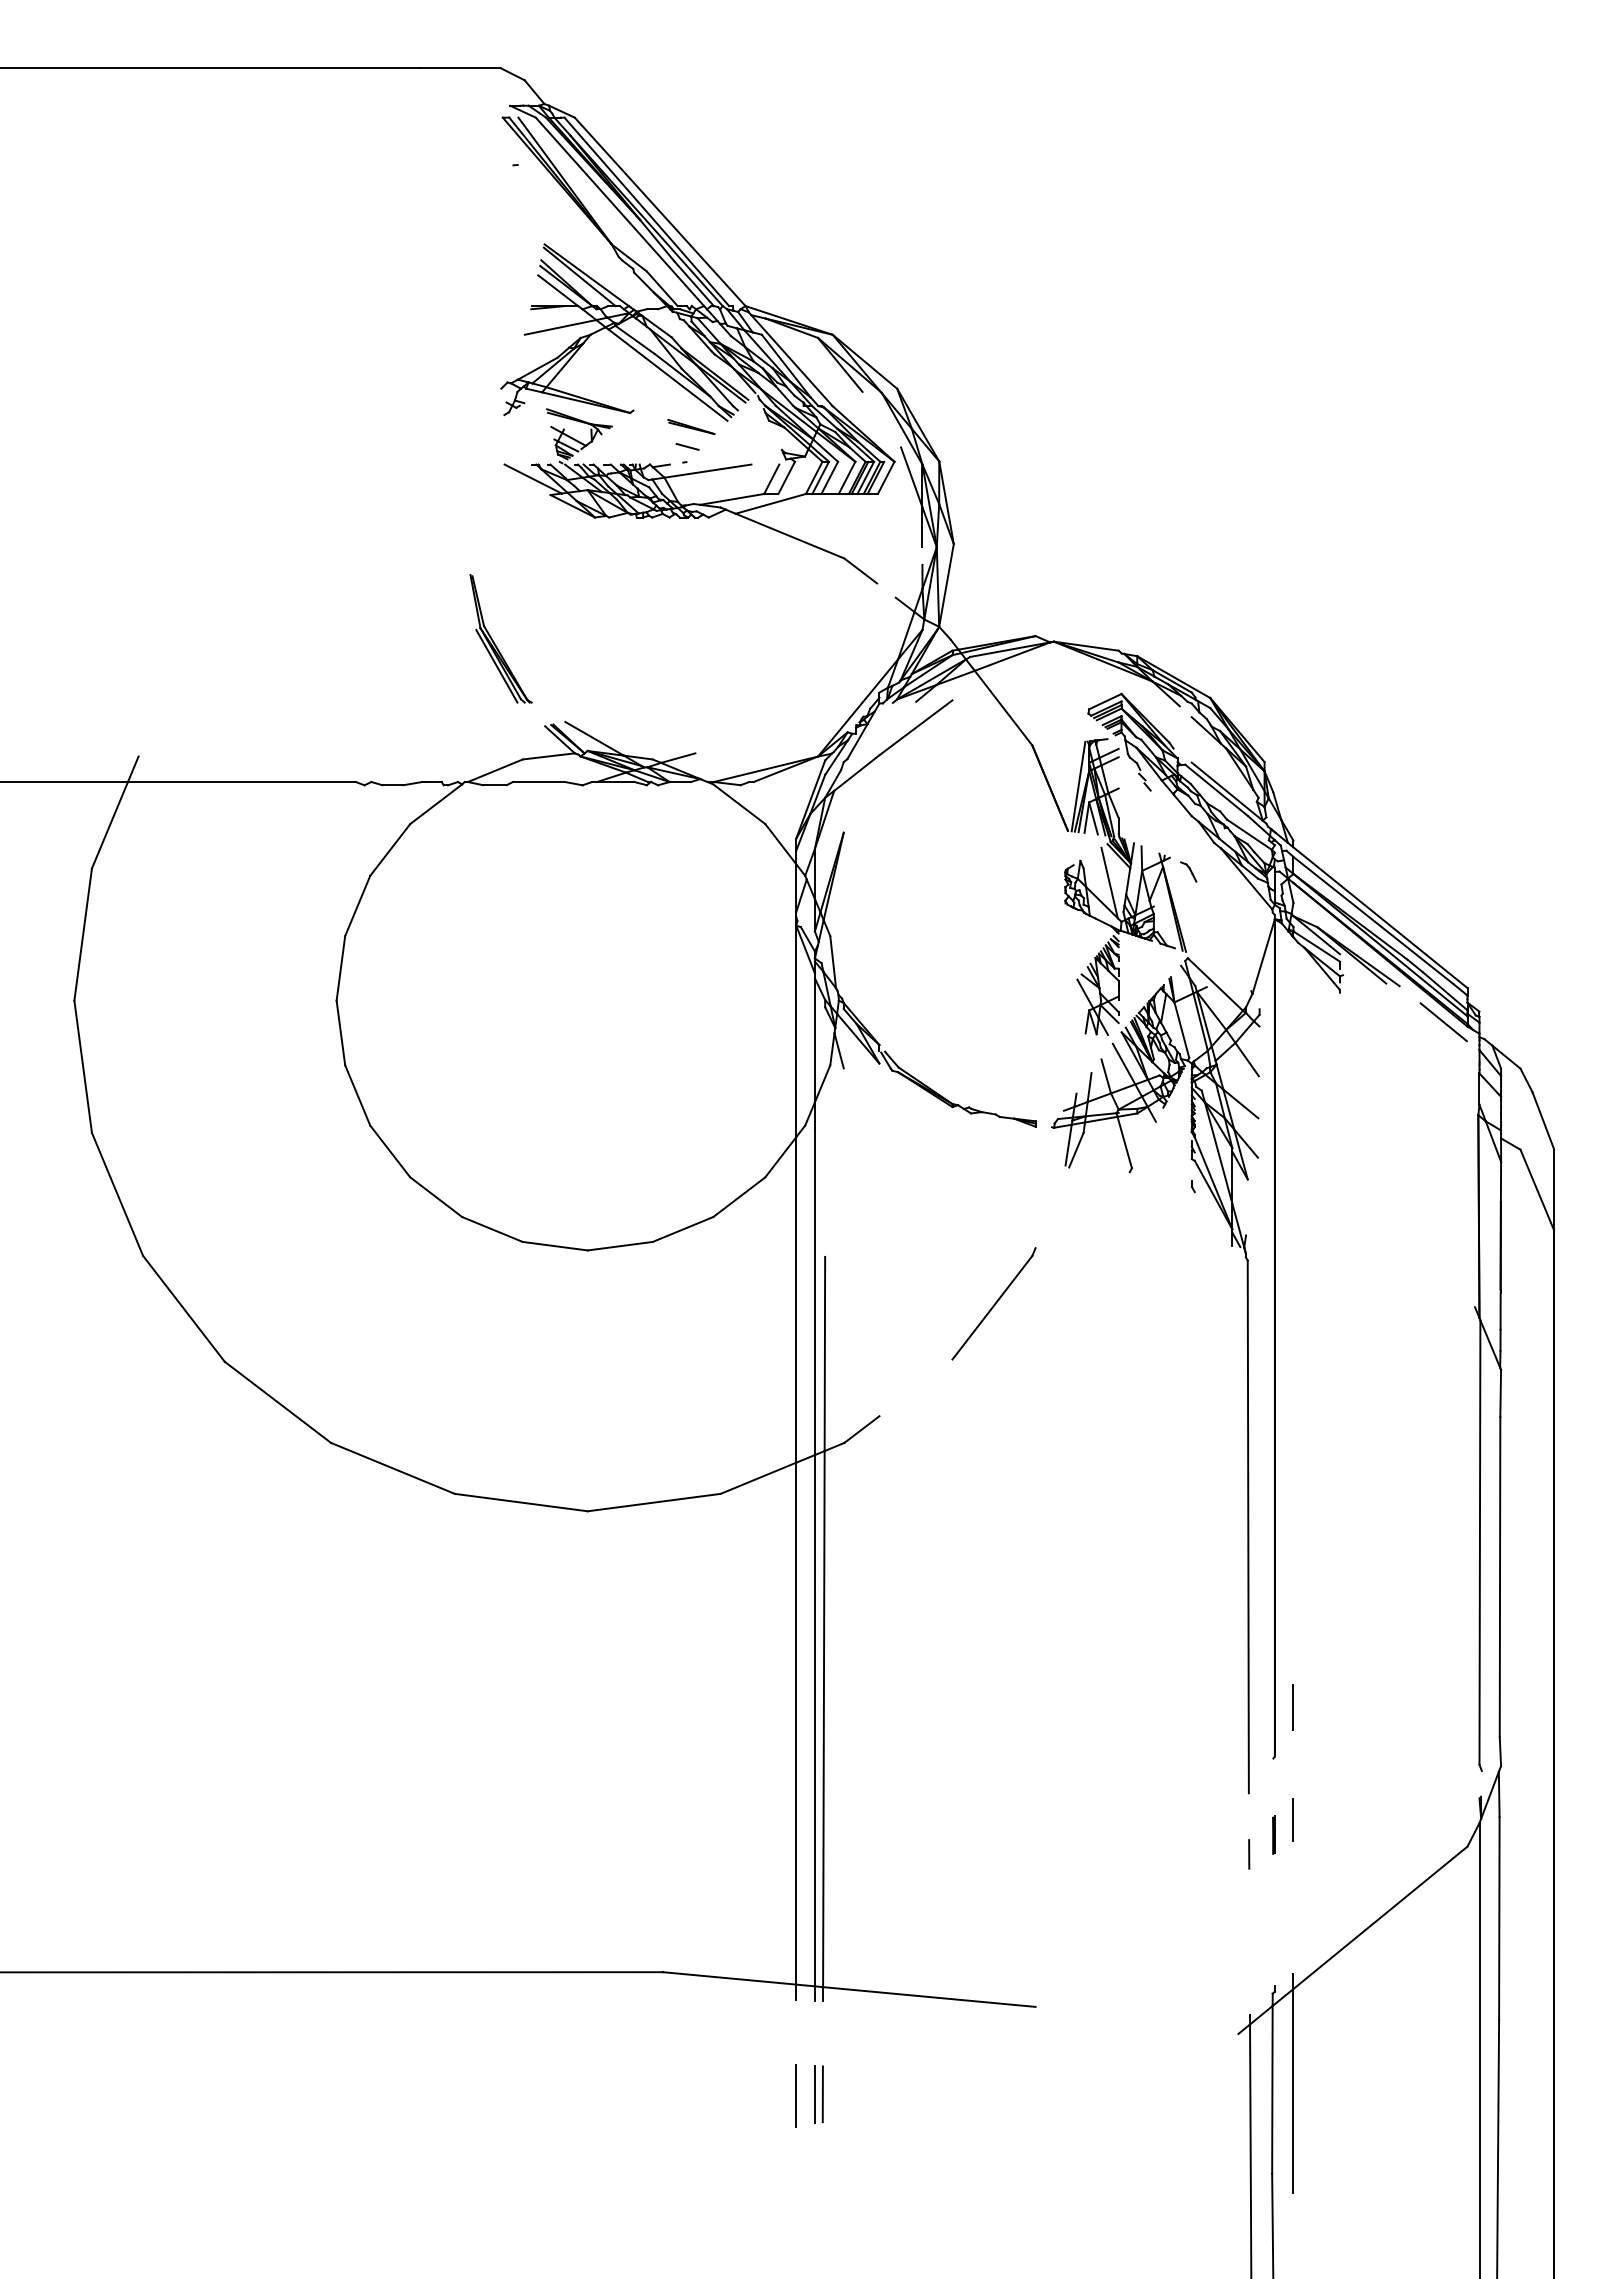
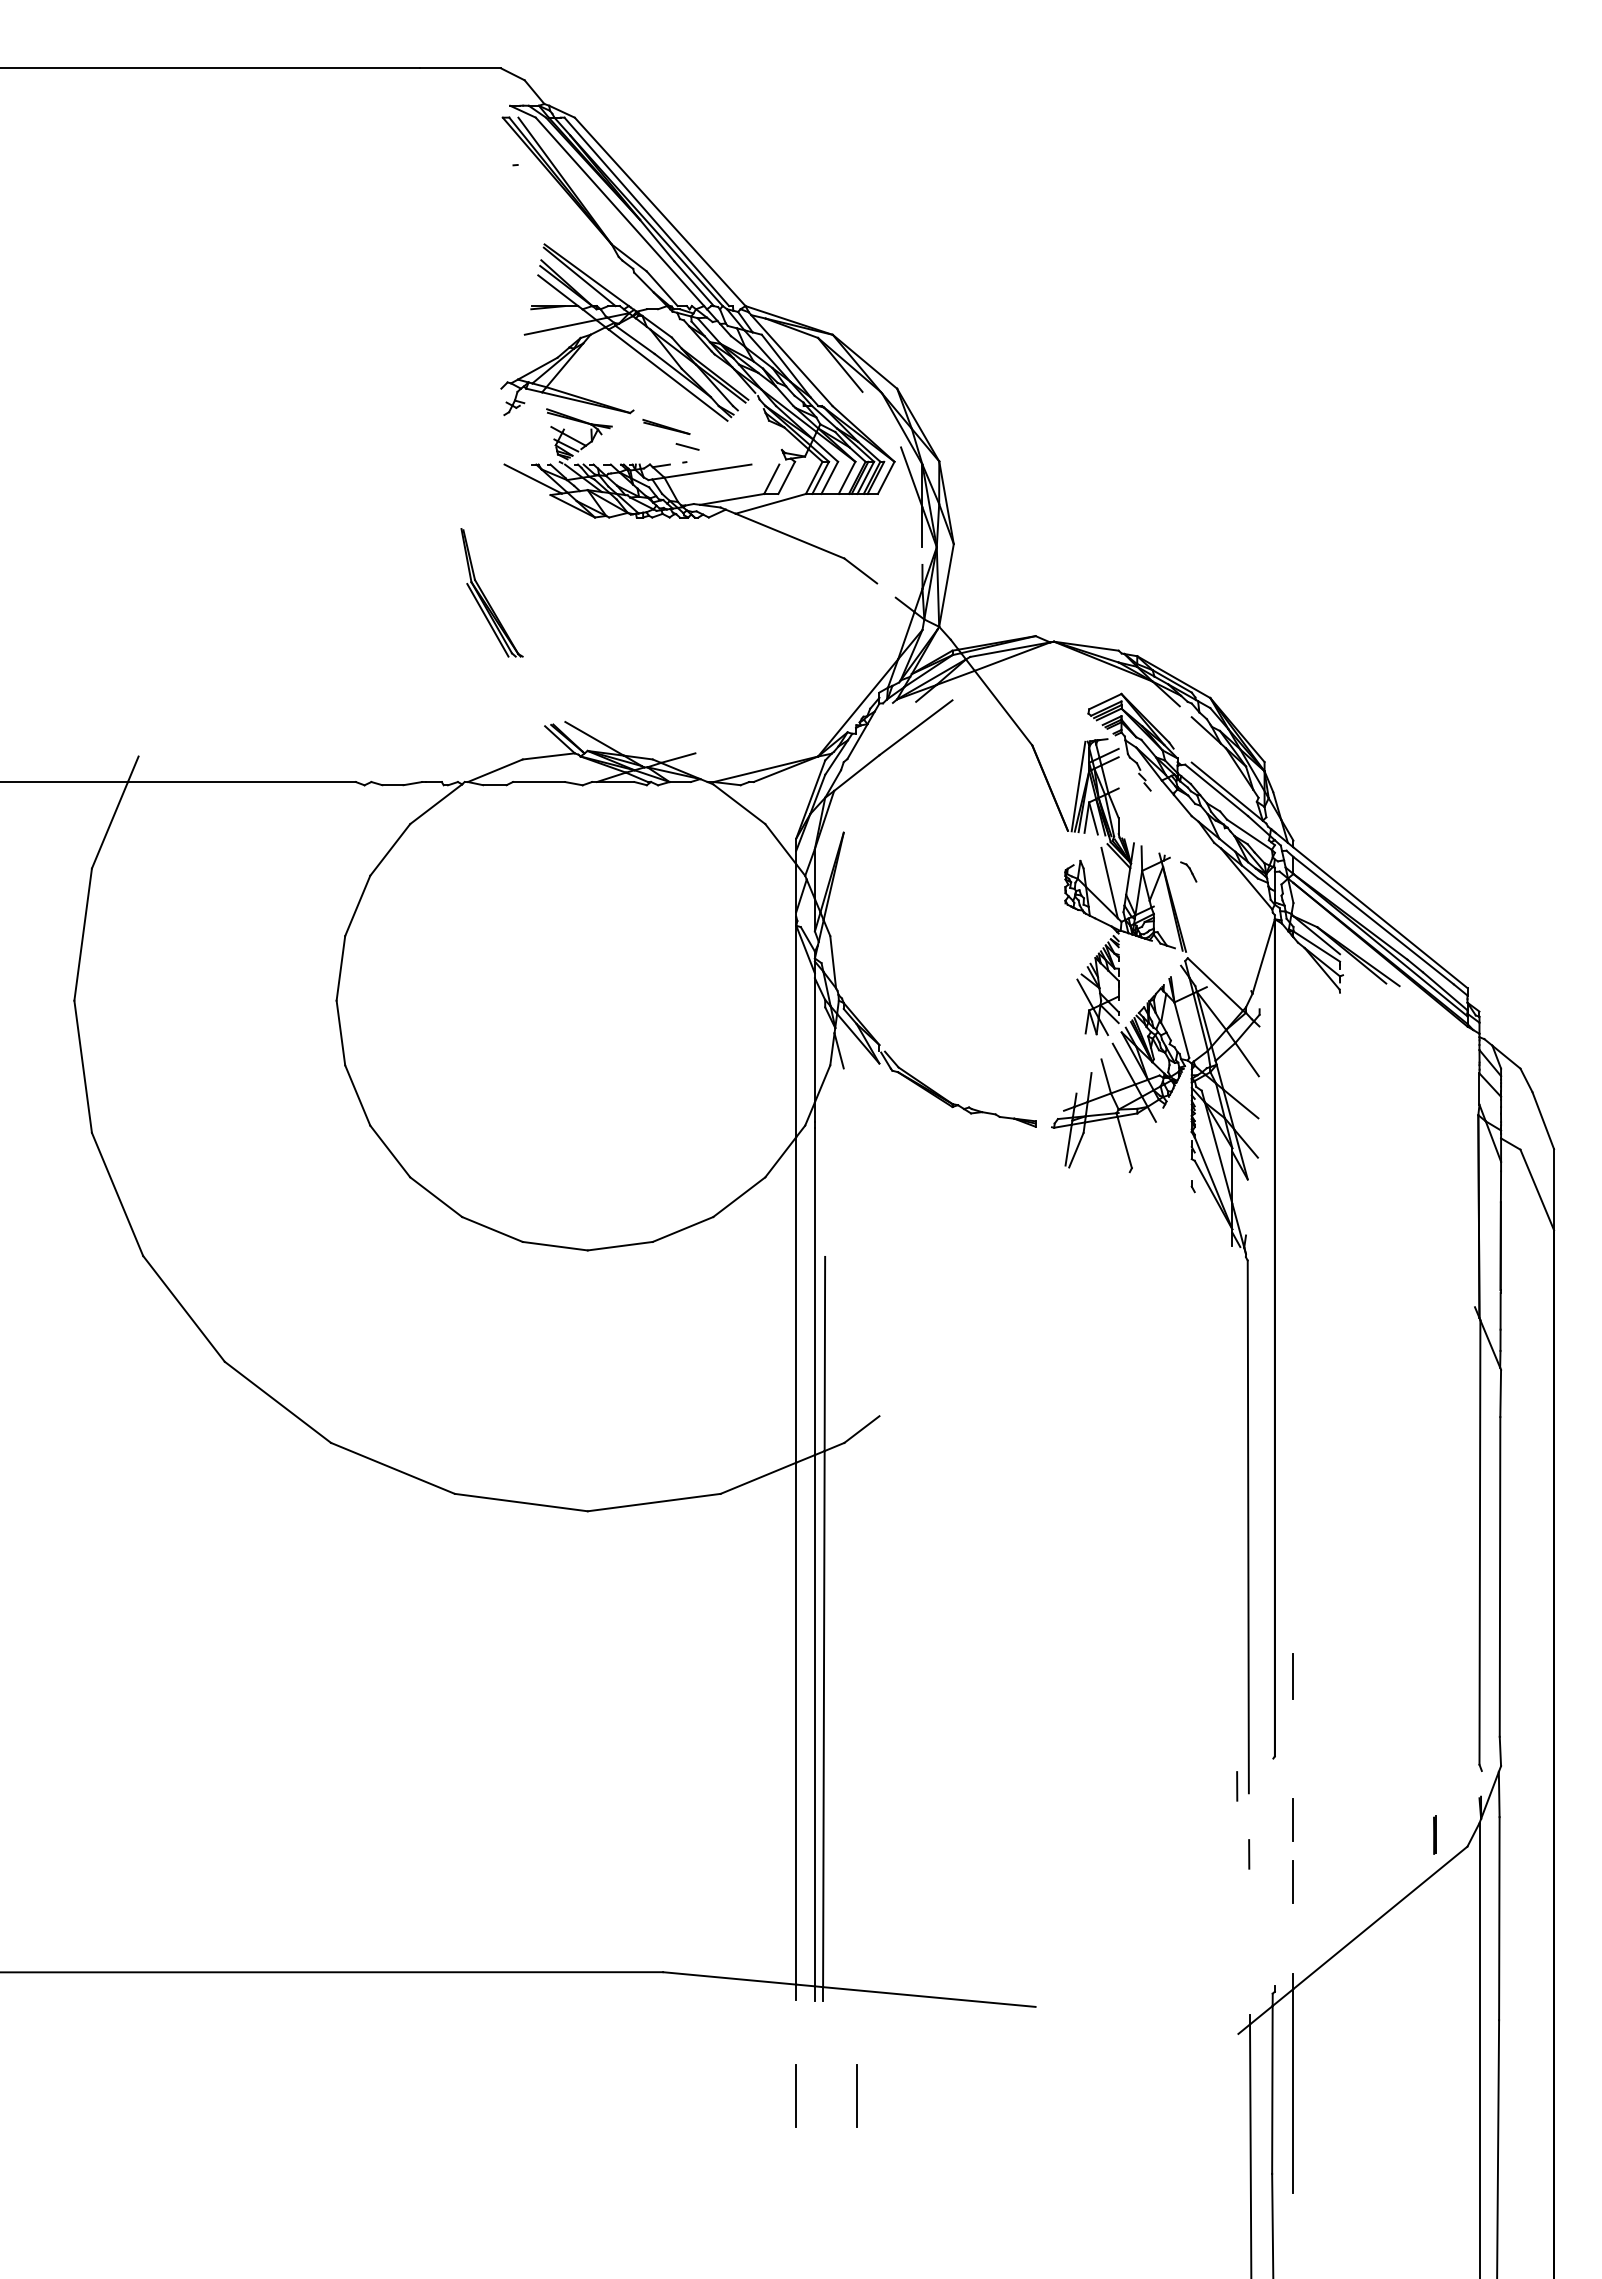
part position: (691, 427) -> (666, 427) (666, 427)
part position: (494, 641) -> (485, 595) (485, 595)
line: present -> none (1443, 1022)
part: present -> none (993, 1303)
line position: (1292, 1707) -> (1292, 1676) (1292, 1676)
line: none -> present (1237, 1786)
line position: (1273, 1834) -> (1434, 1834) (1434, 1834)
line: none -> present (1292, 1881)
part: present -> none (818, 2094)
line: none -> present (856, 2095)
